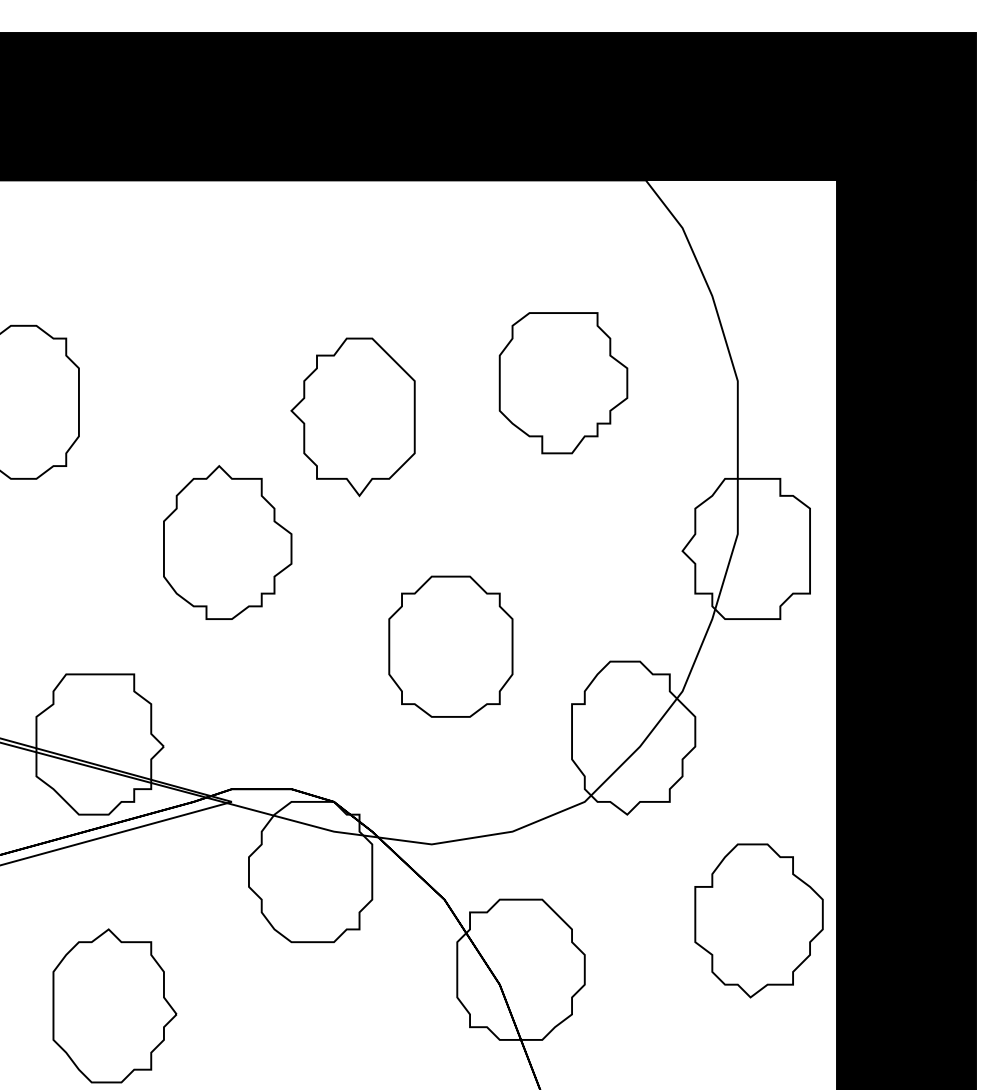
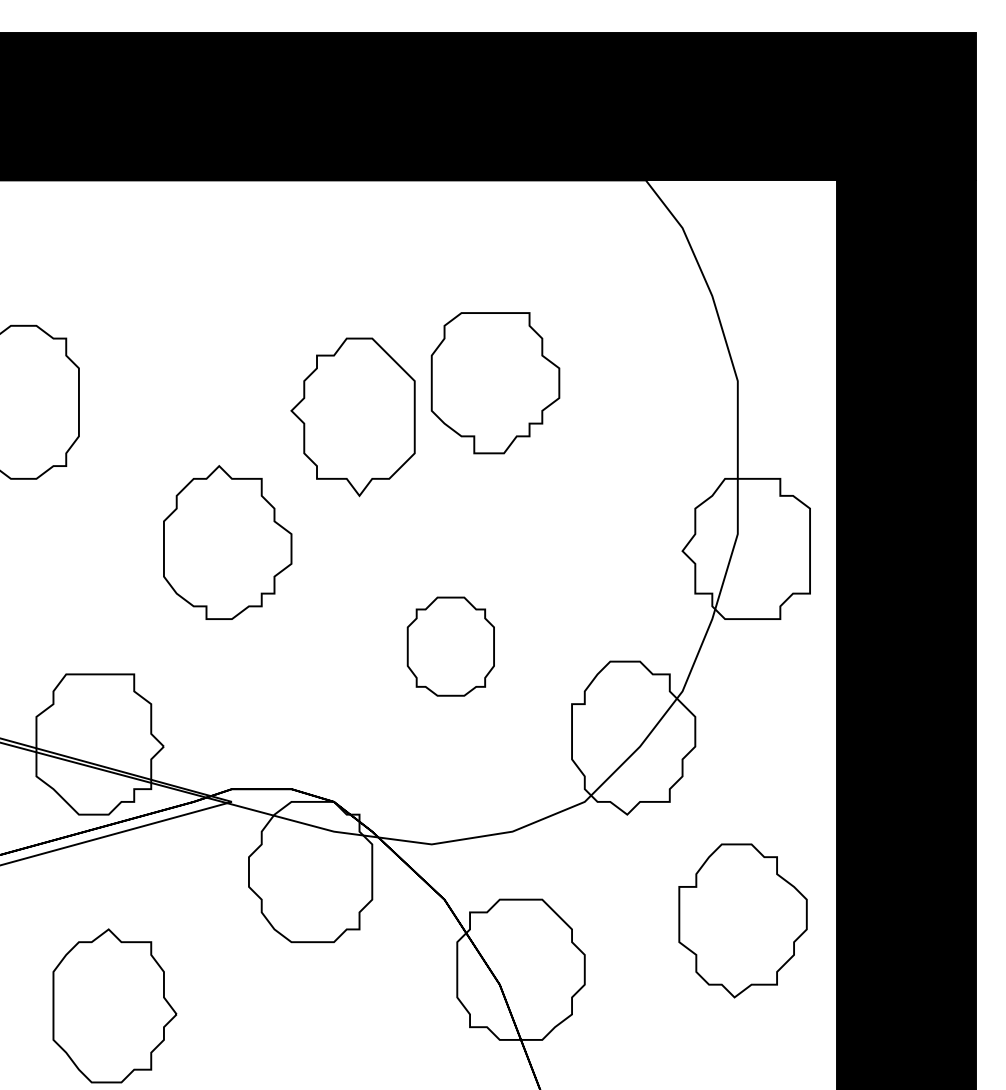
part position: (563, 383) -> (495, 383) (495, 383)
part size: 126x143 px -> 89x101 px (450, 646)
part position: (758, 920) -> (742, 920) (742, 920)
